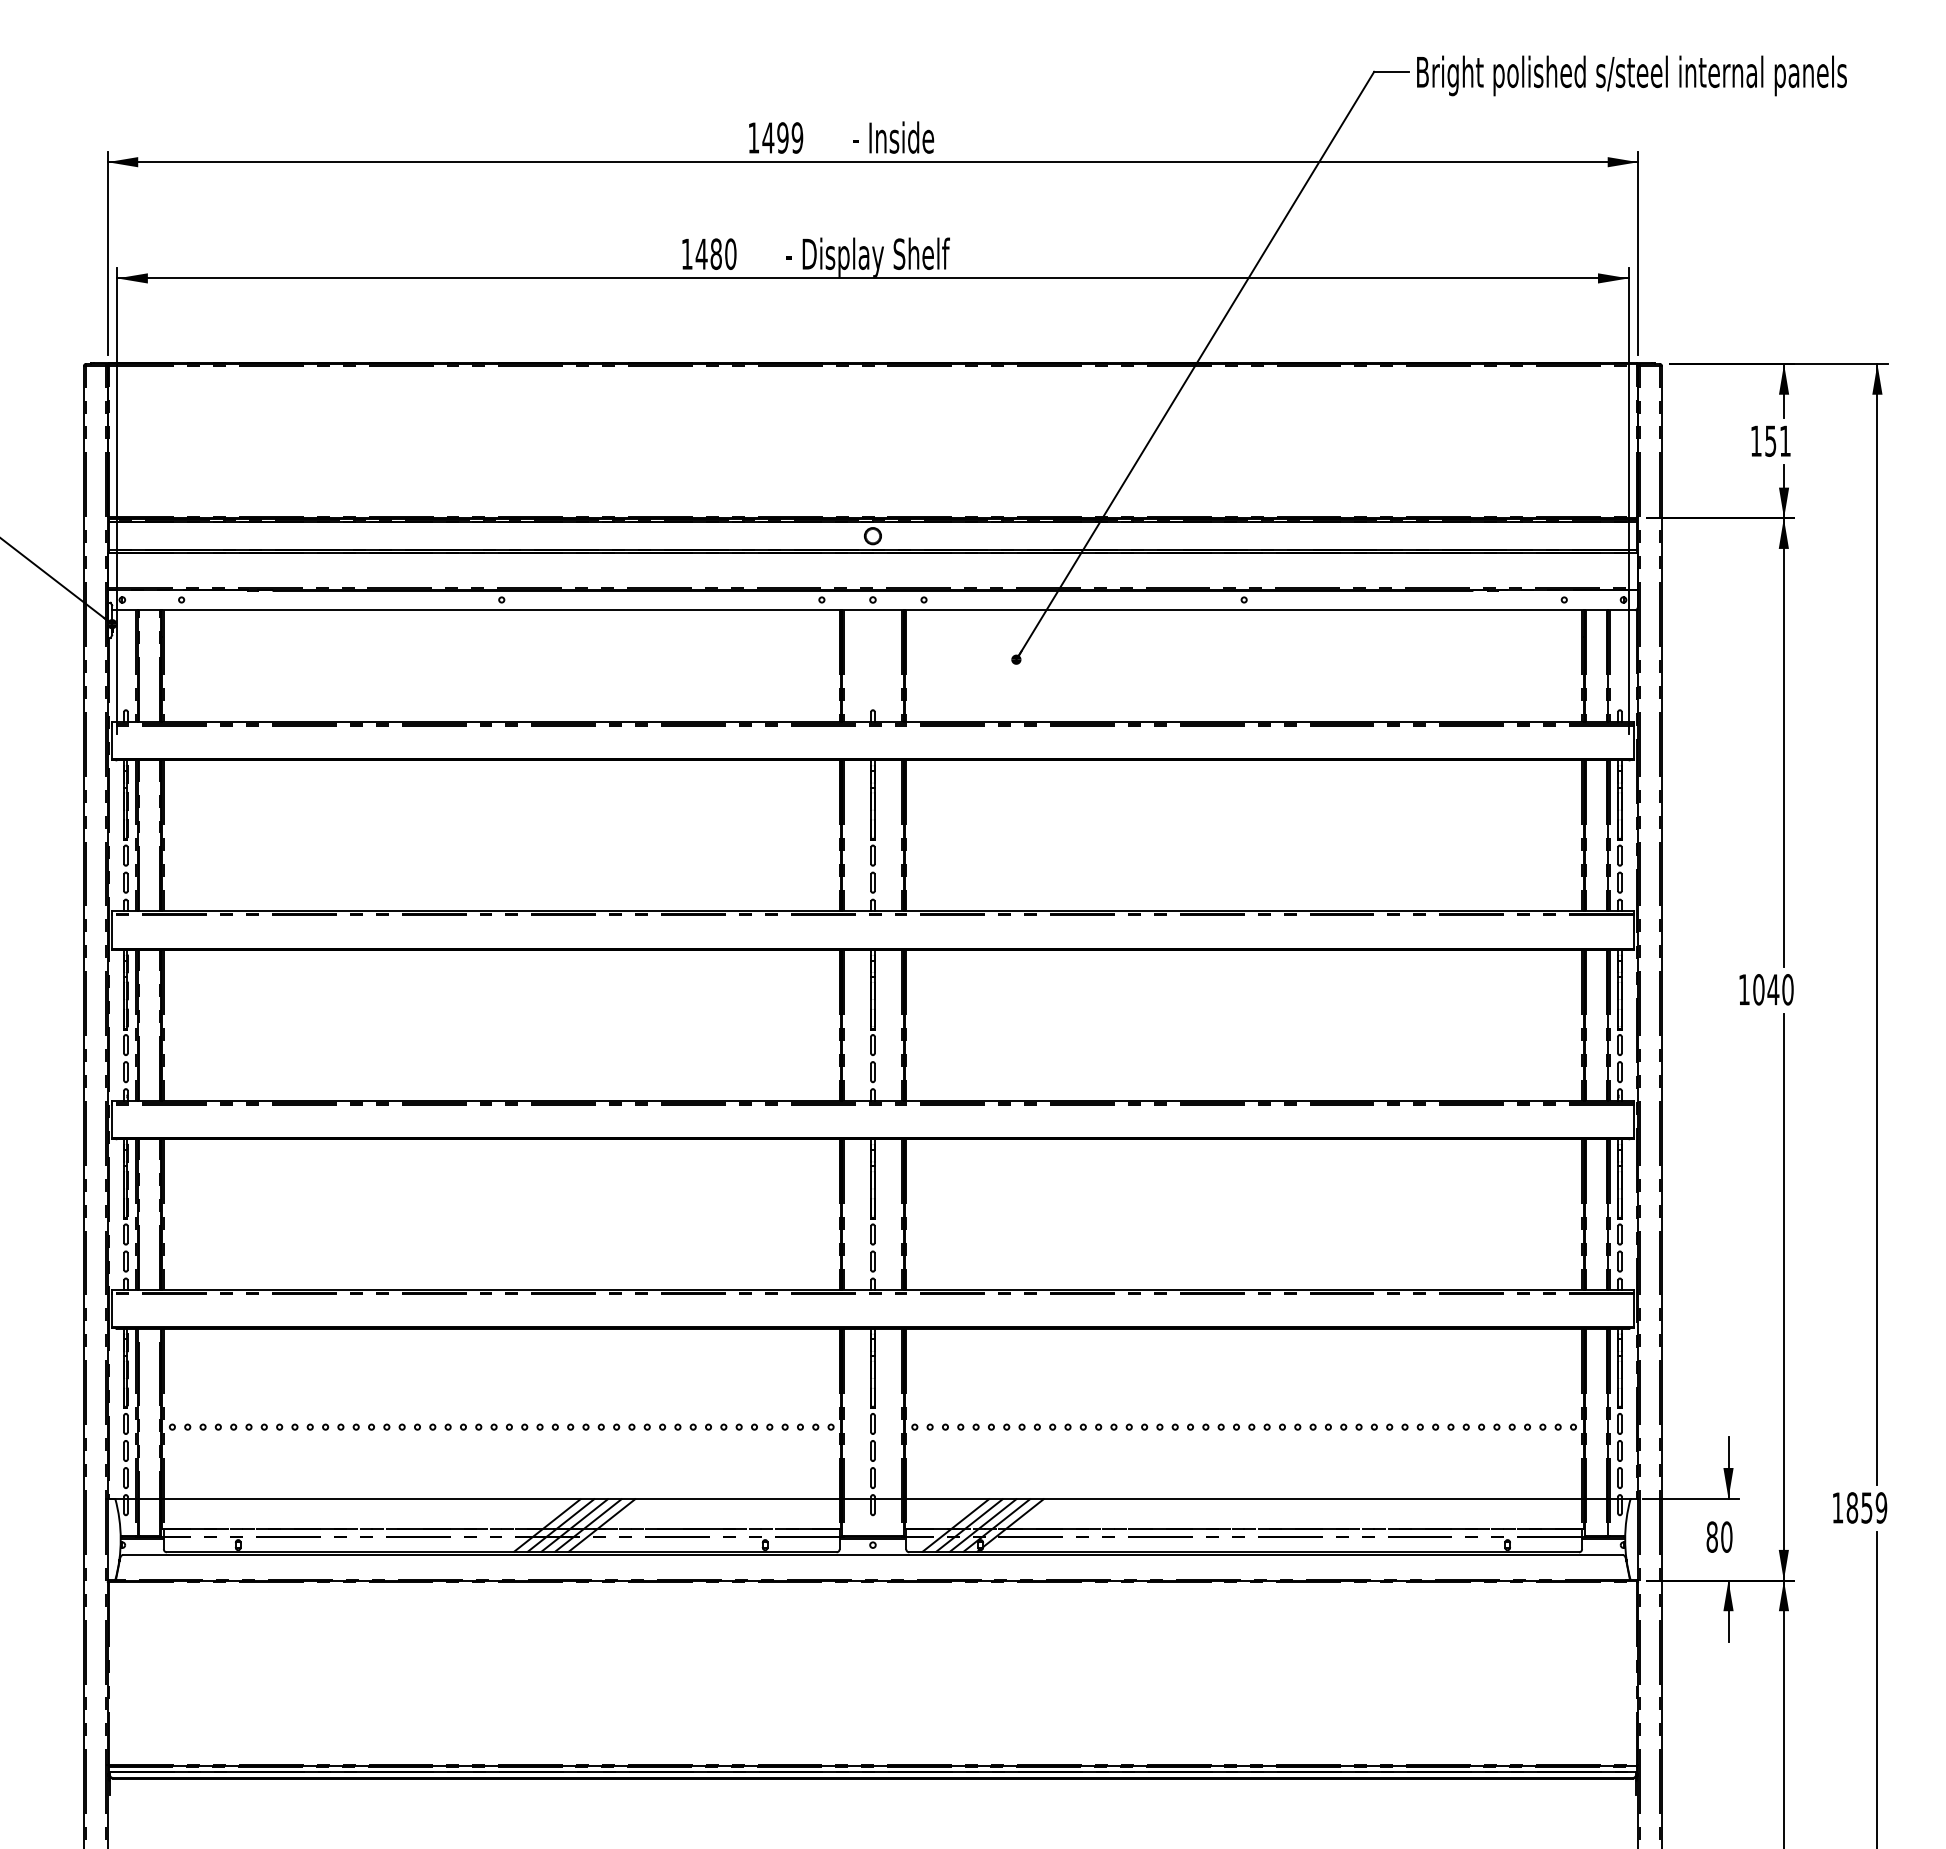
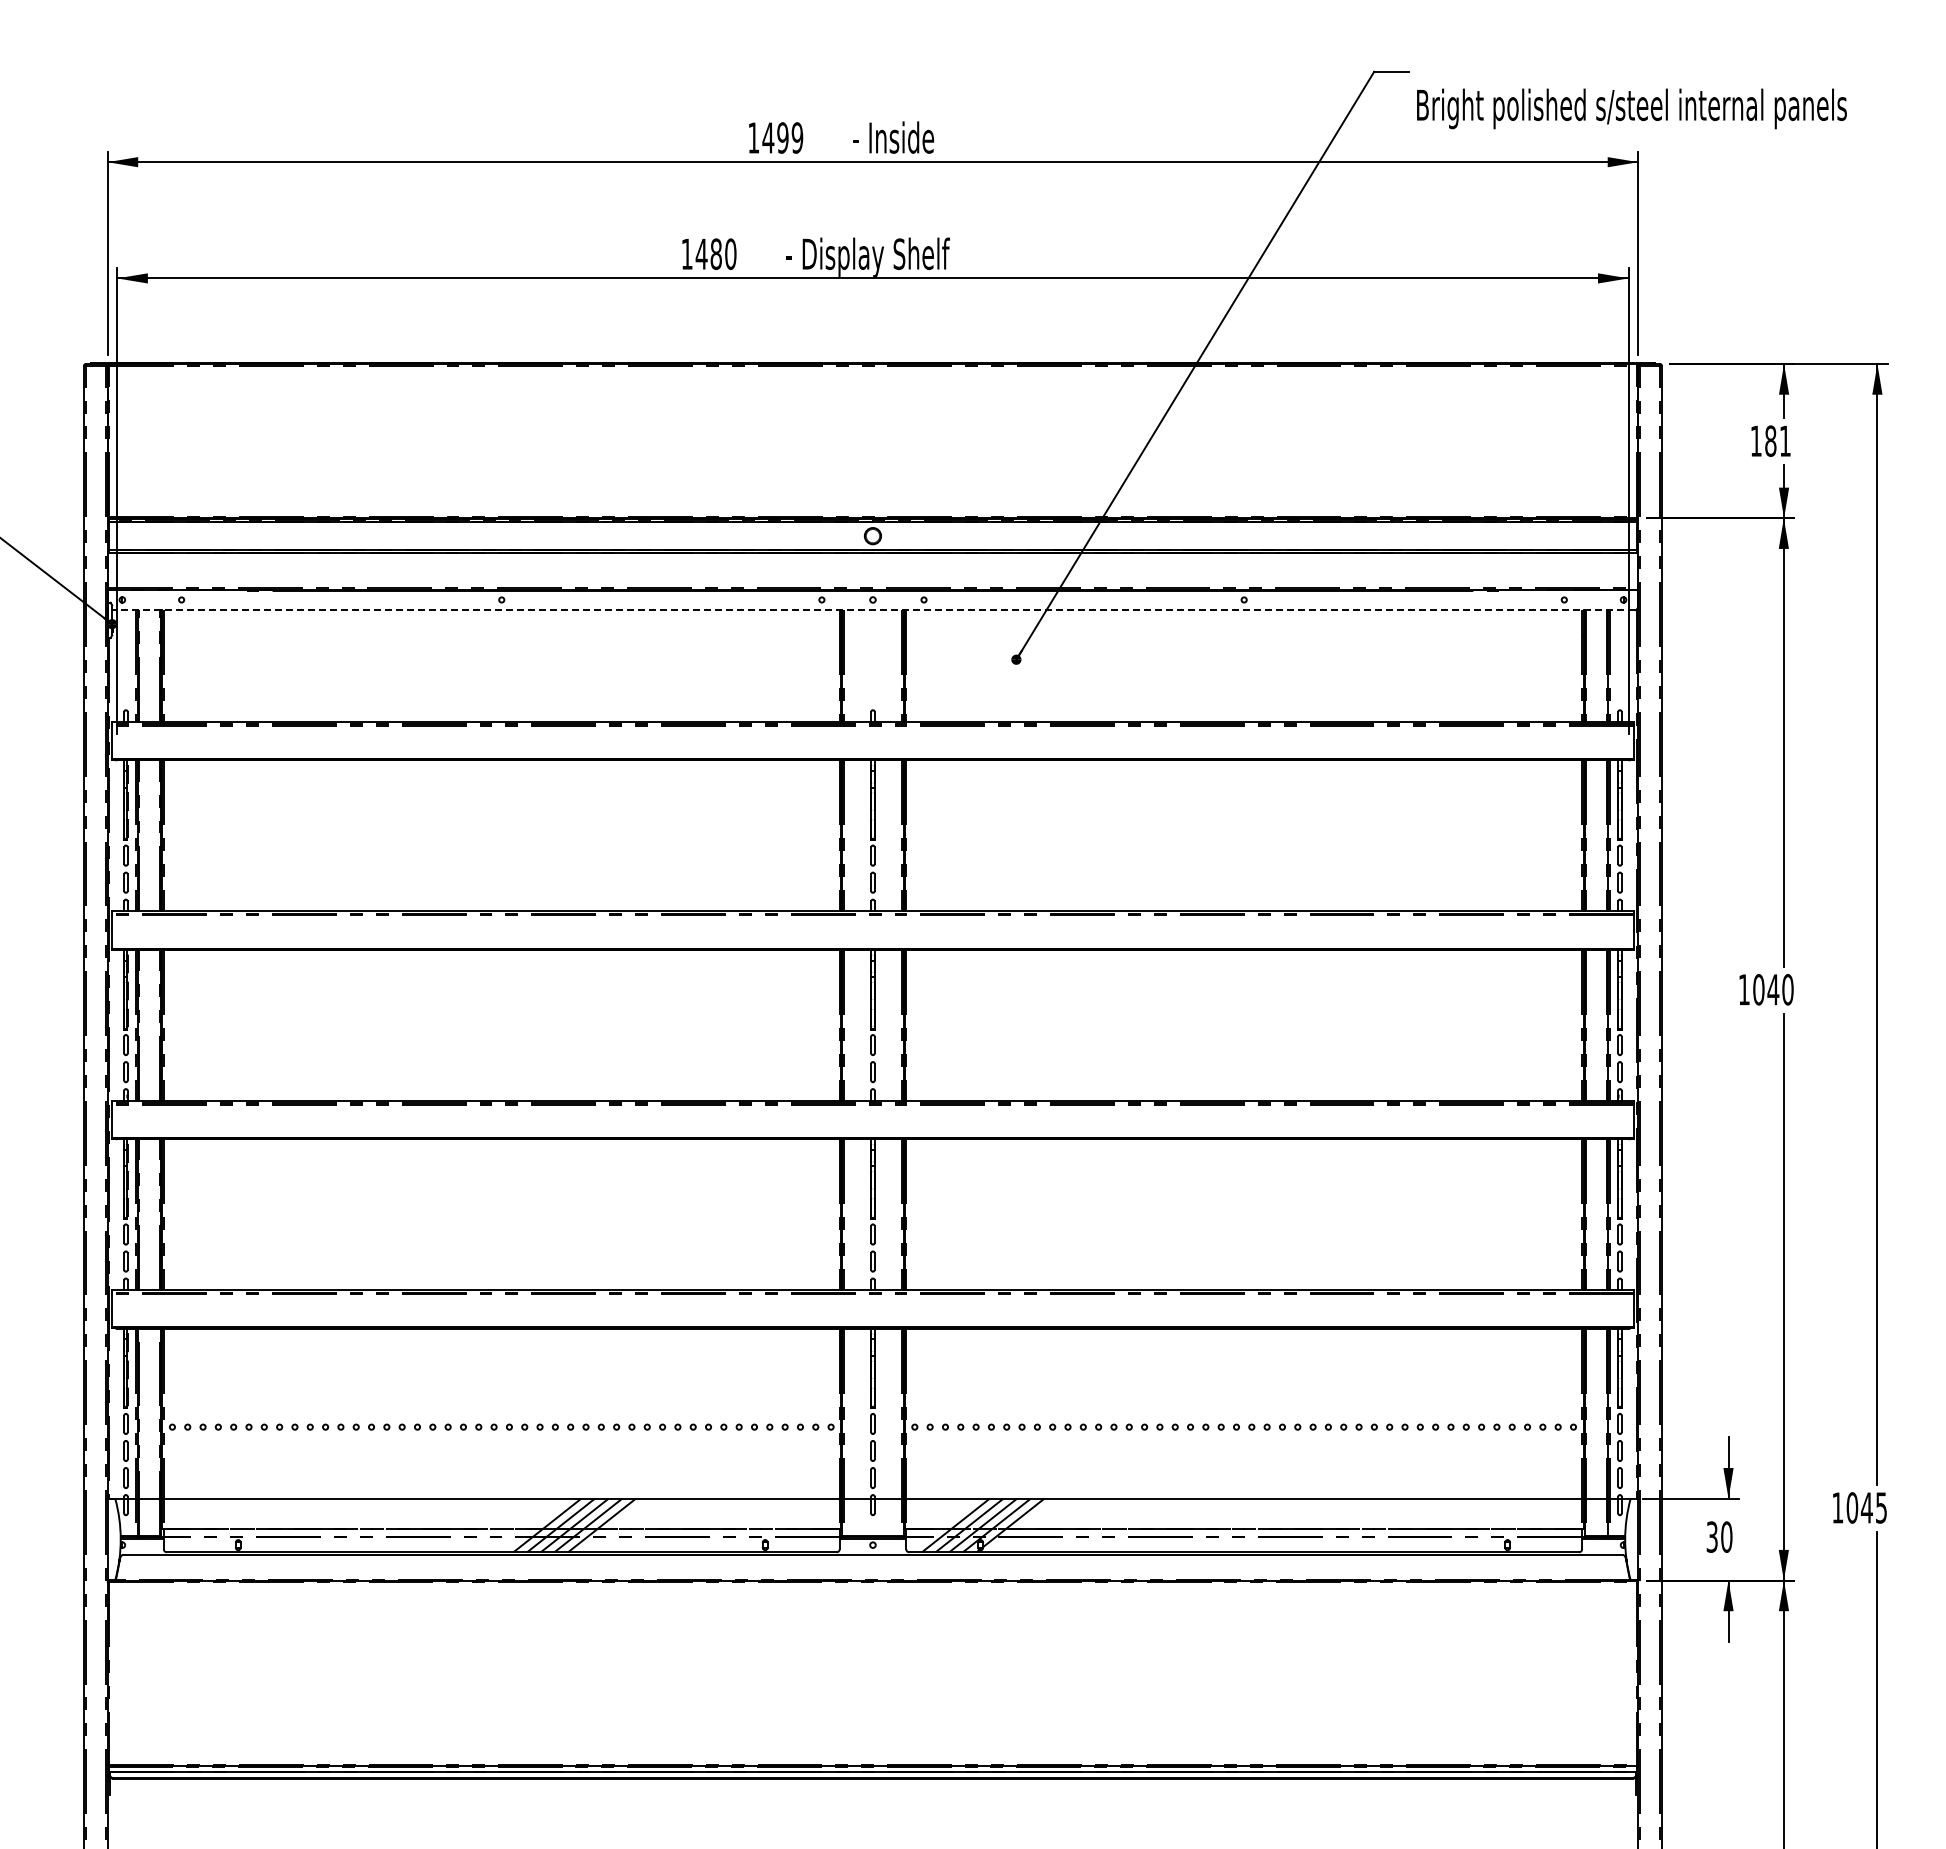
text position: (1631, 75) -> (1631, 108) (1631, 108)
text: 151 -> 181 (1770, 440)
line: solid -> dashed (872, 610)
text: 1859 -> 1045 (1866, 1507)
text: 80 -> 30 (1711, 1536)
